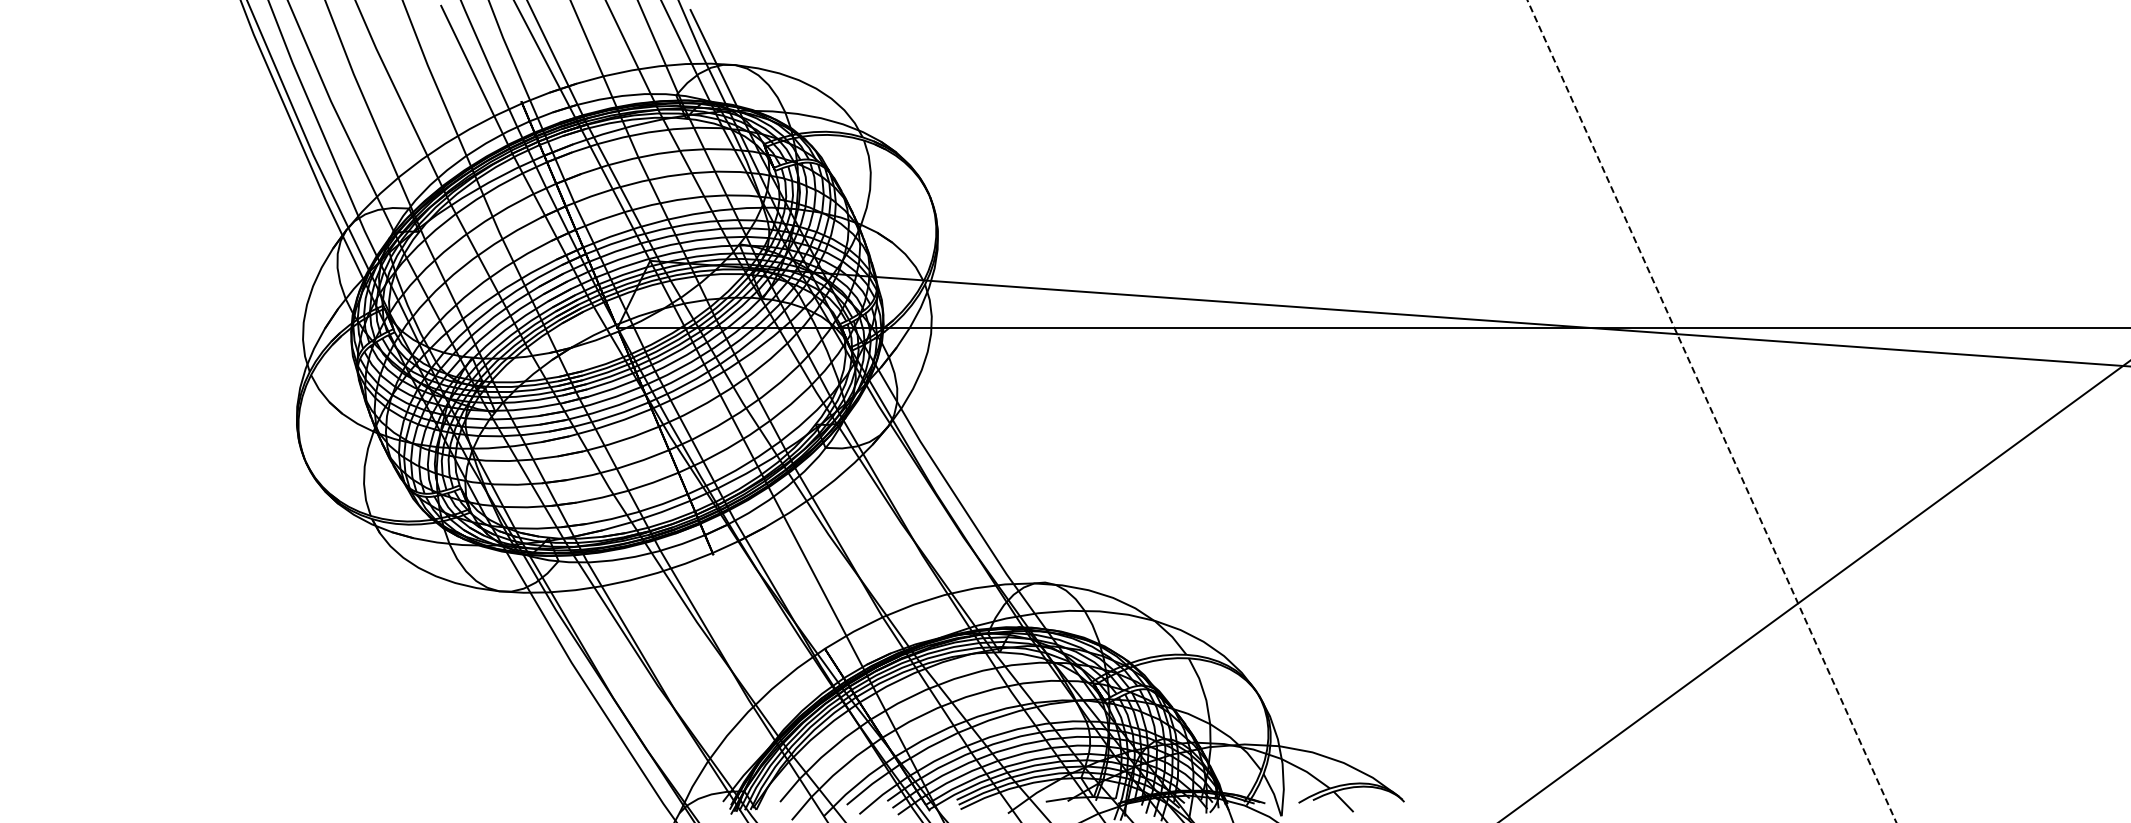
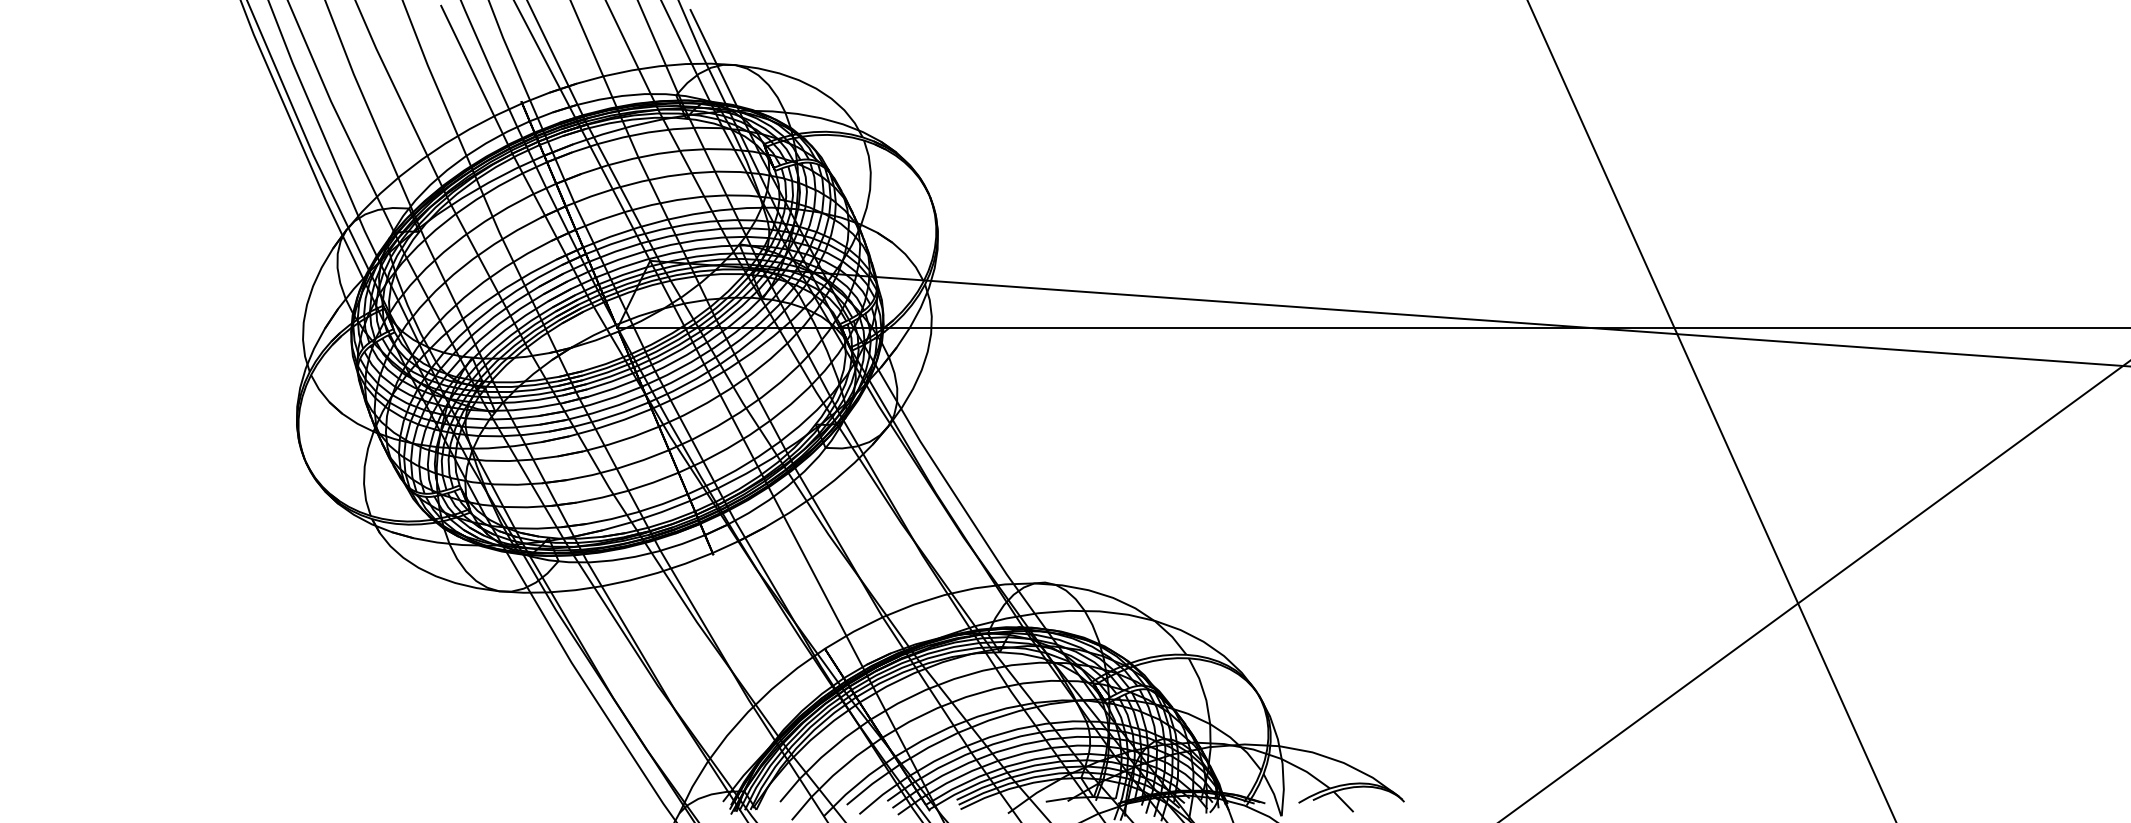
line: dashed -> solid (1712, 411)
